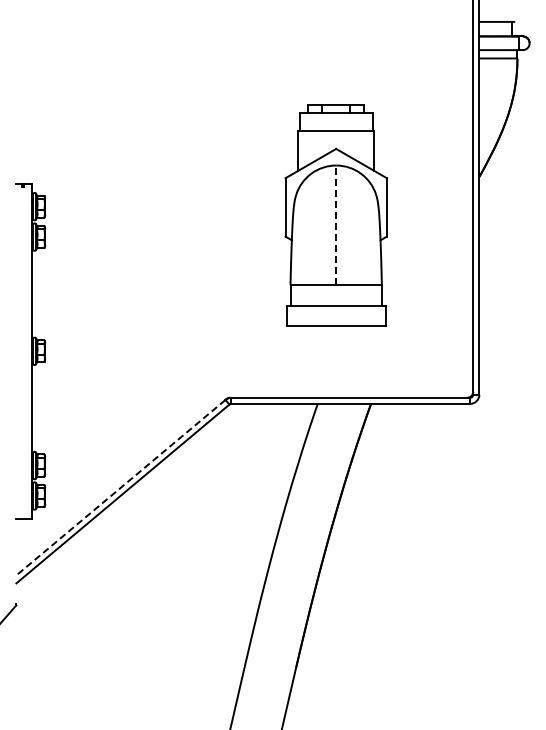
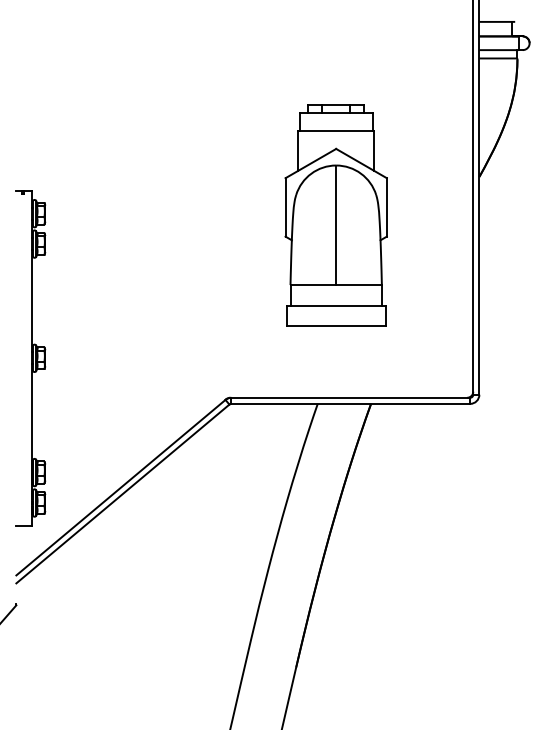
line: dashed -> solid (336, 225)
part position: (30, 351) -> (30, 358) (30, 358)
line: dashed -> solid (120, 487)
